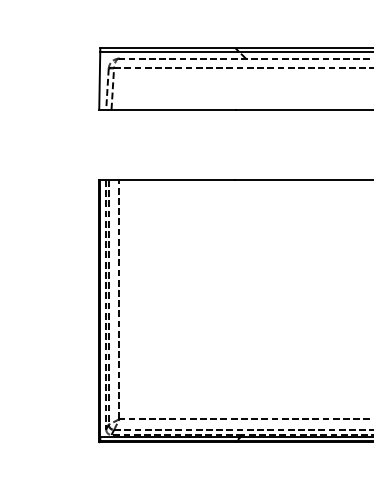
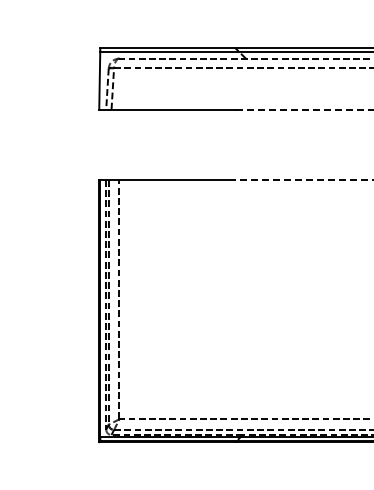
line: solid -> dashed (304, 109)
line: solid -> dashed (304, 180)
